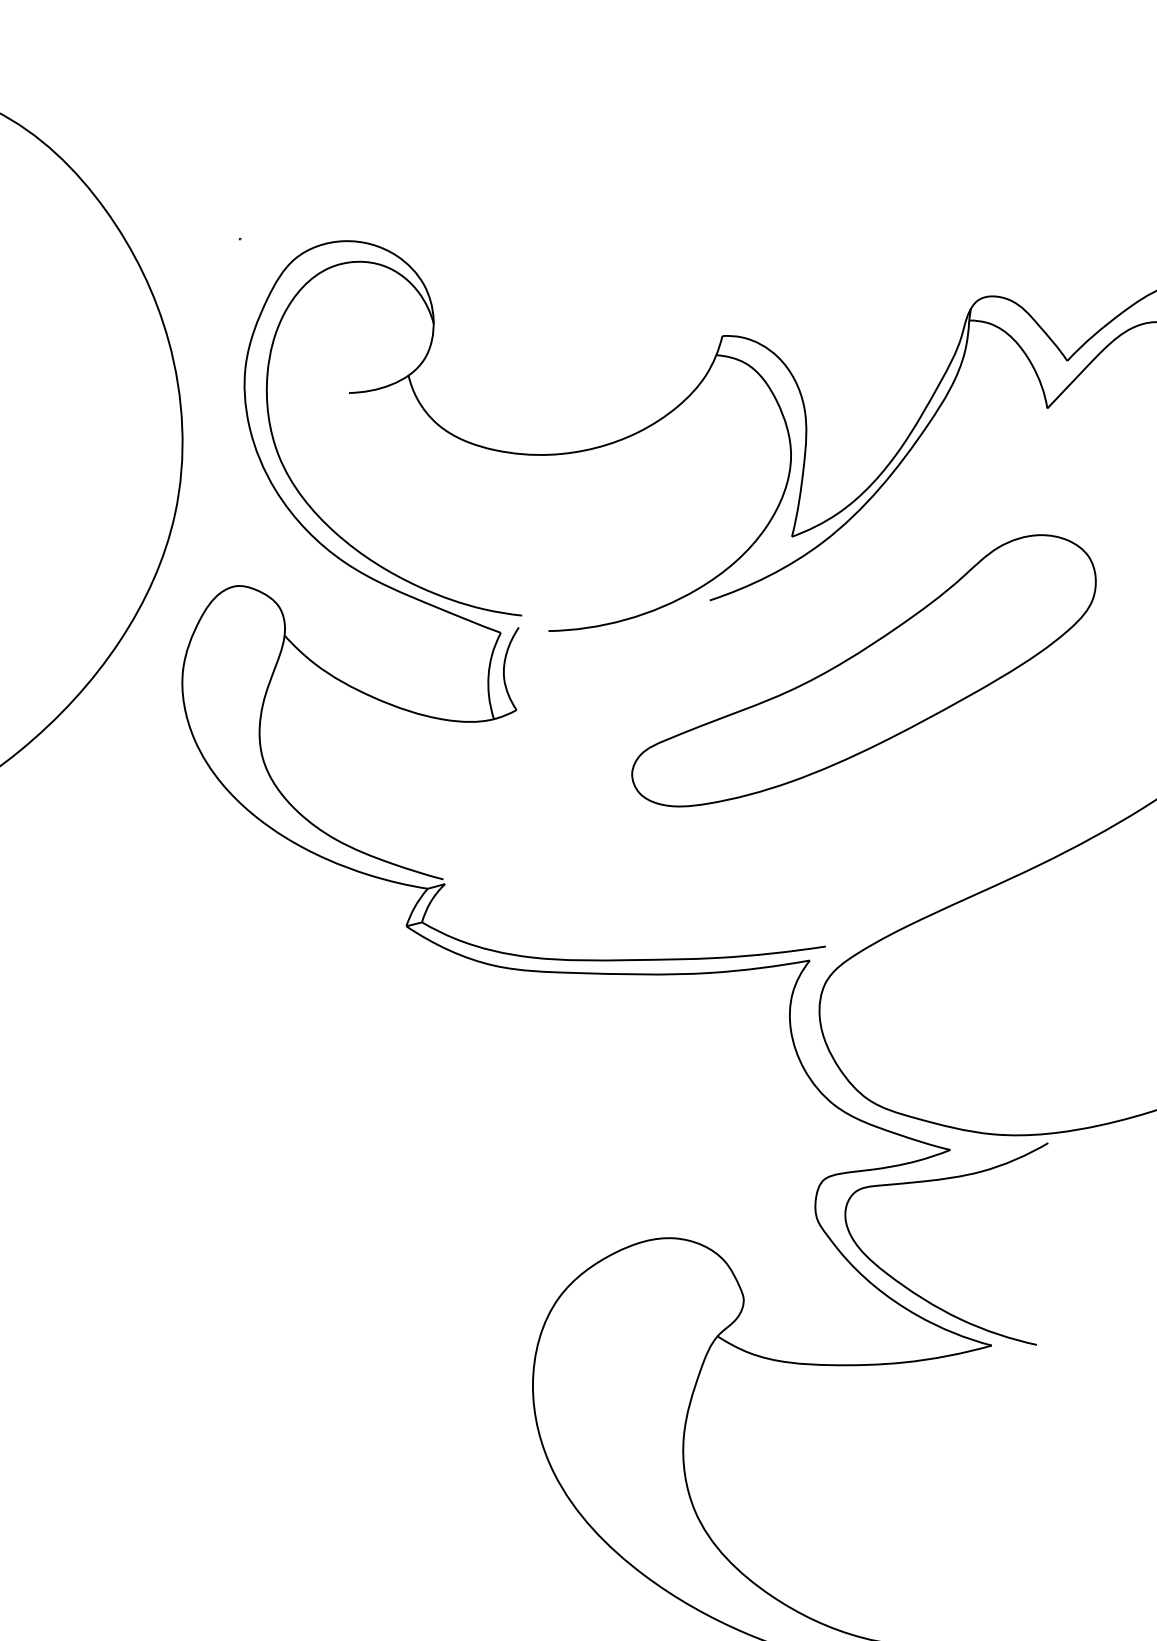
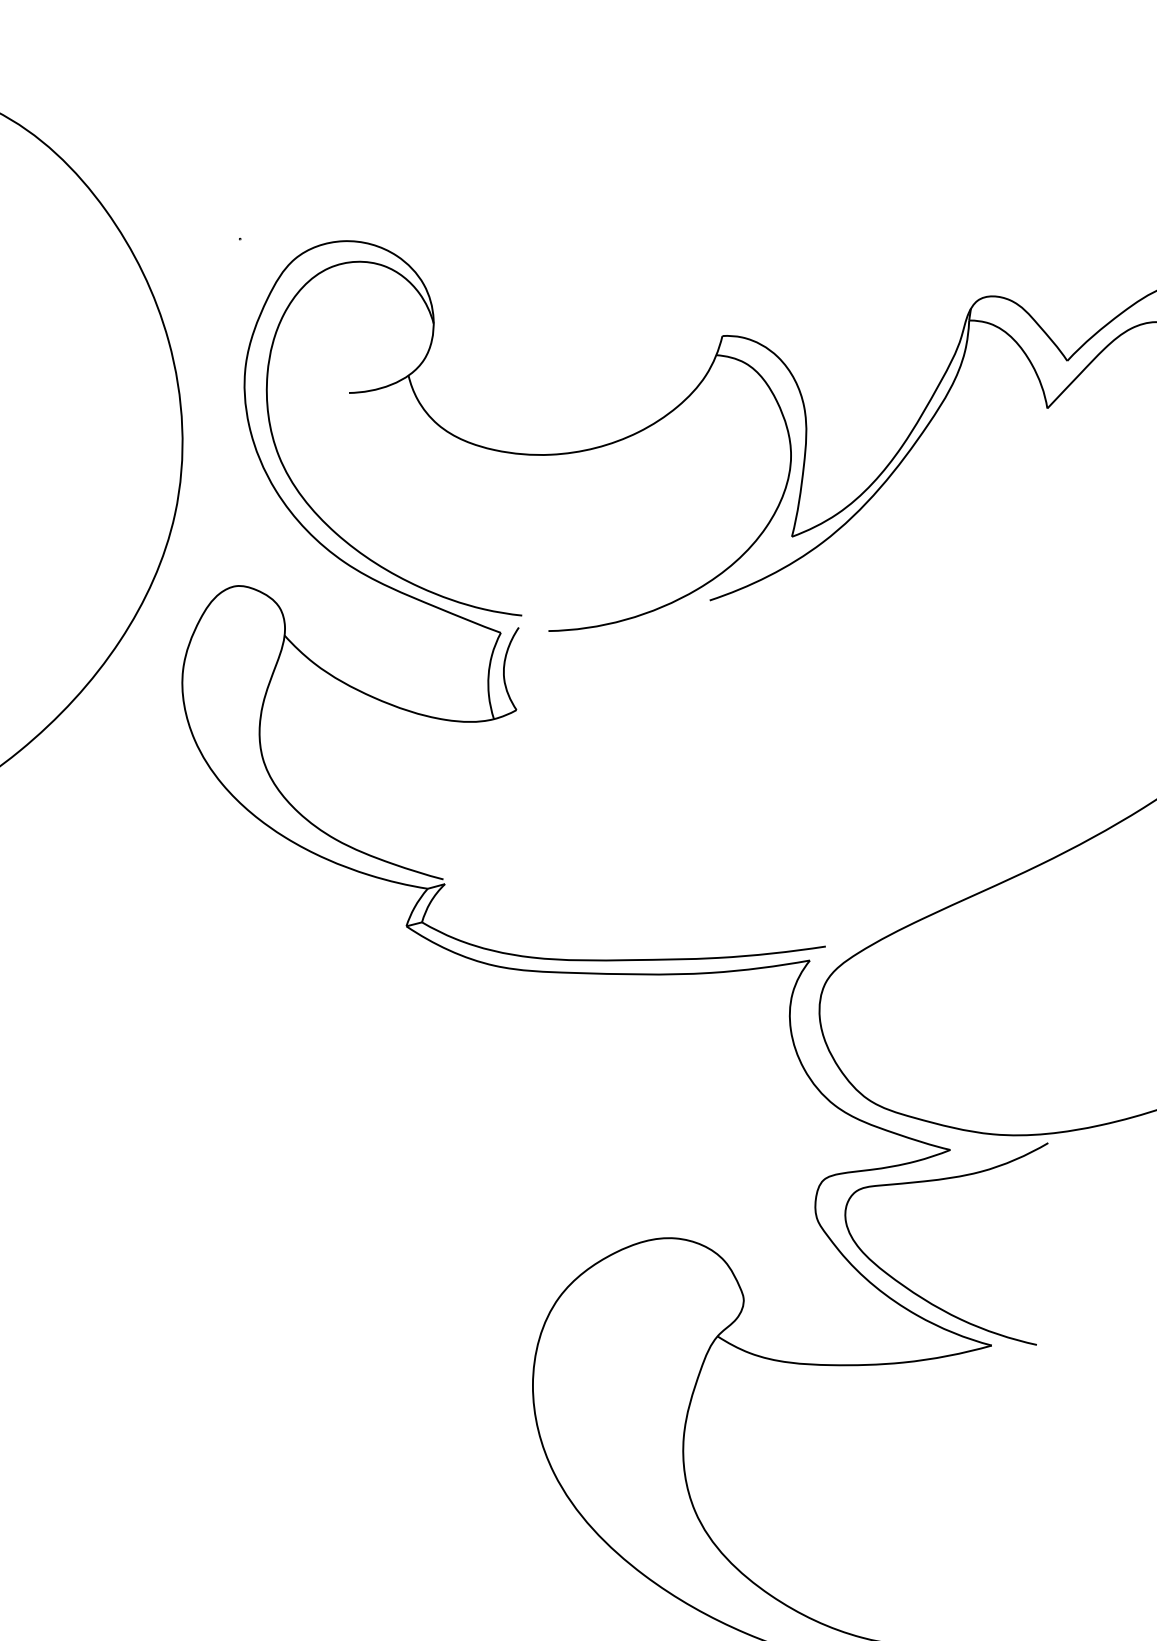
part: present -> none (863, 670)
